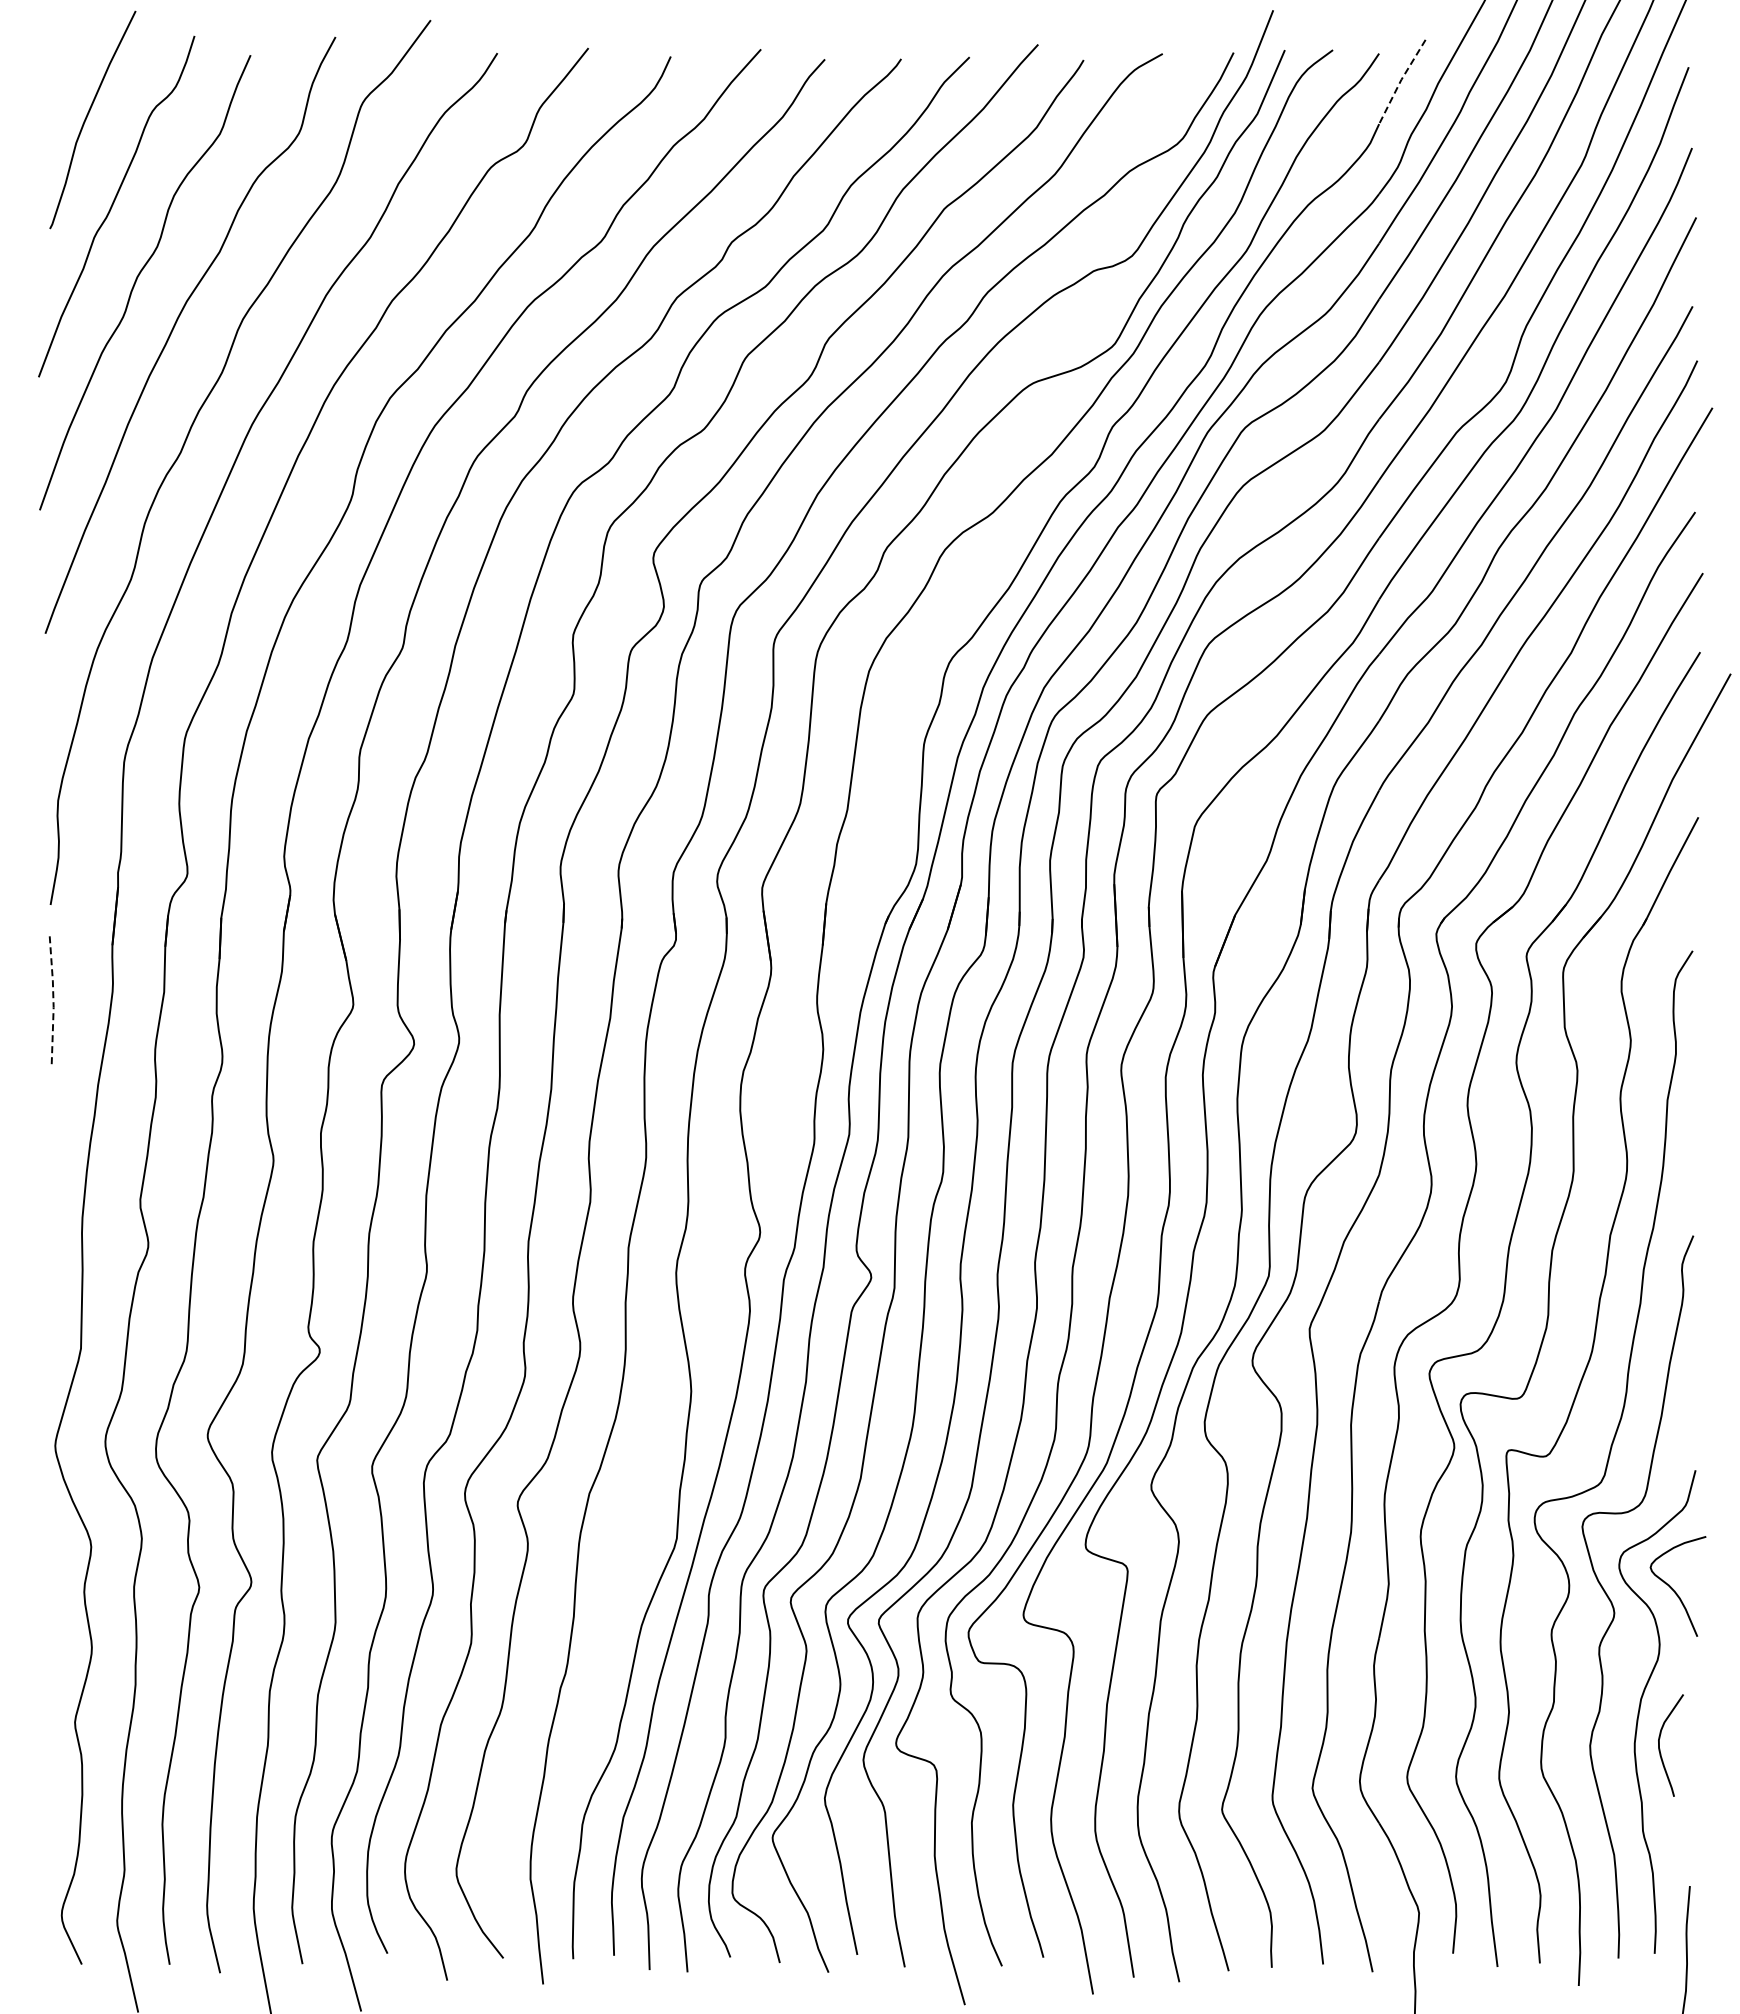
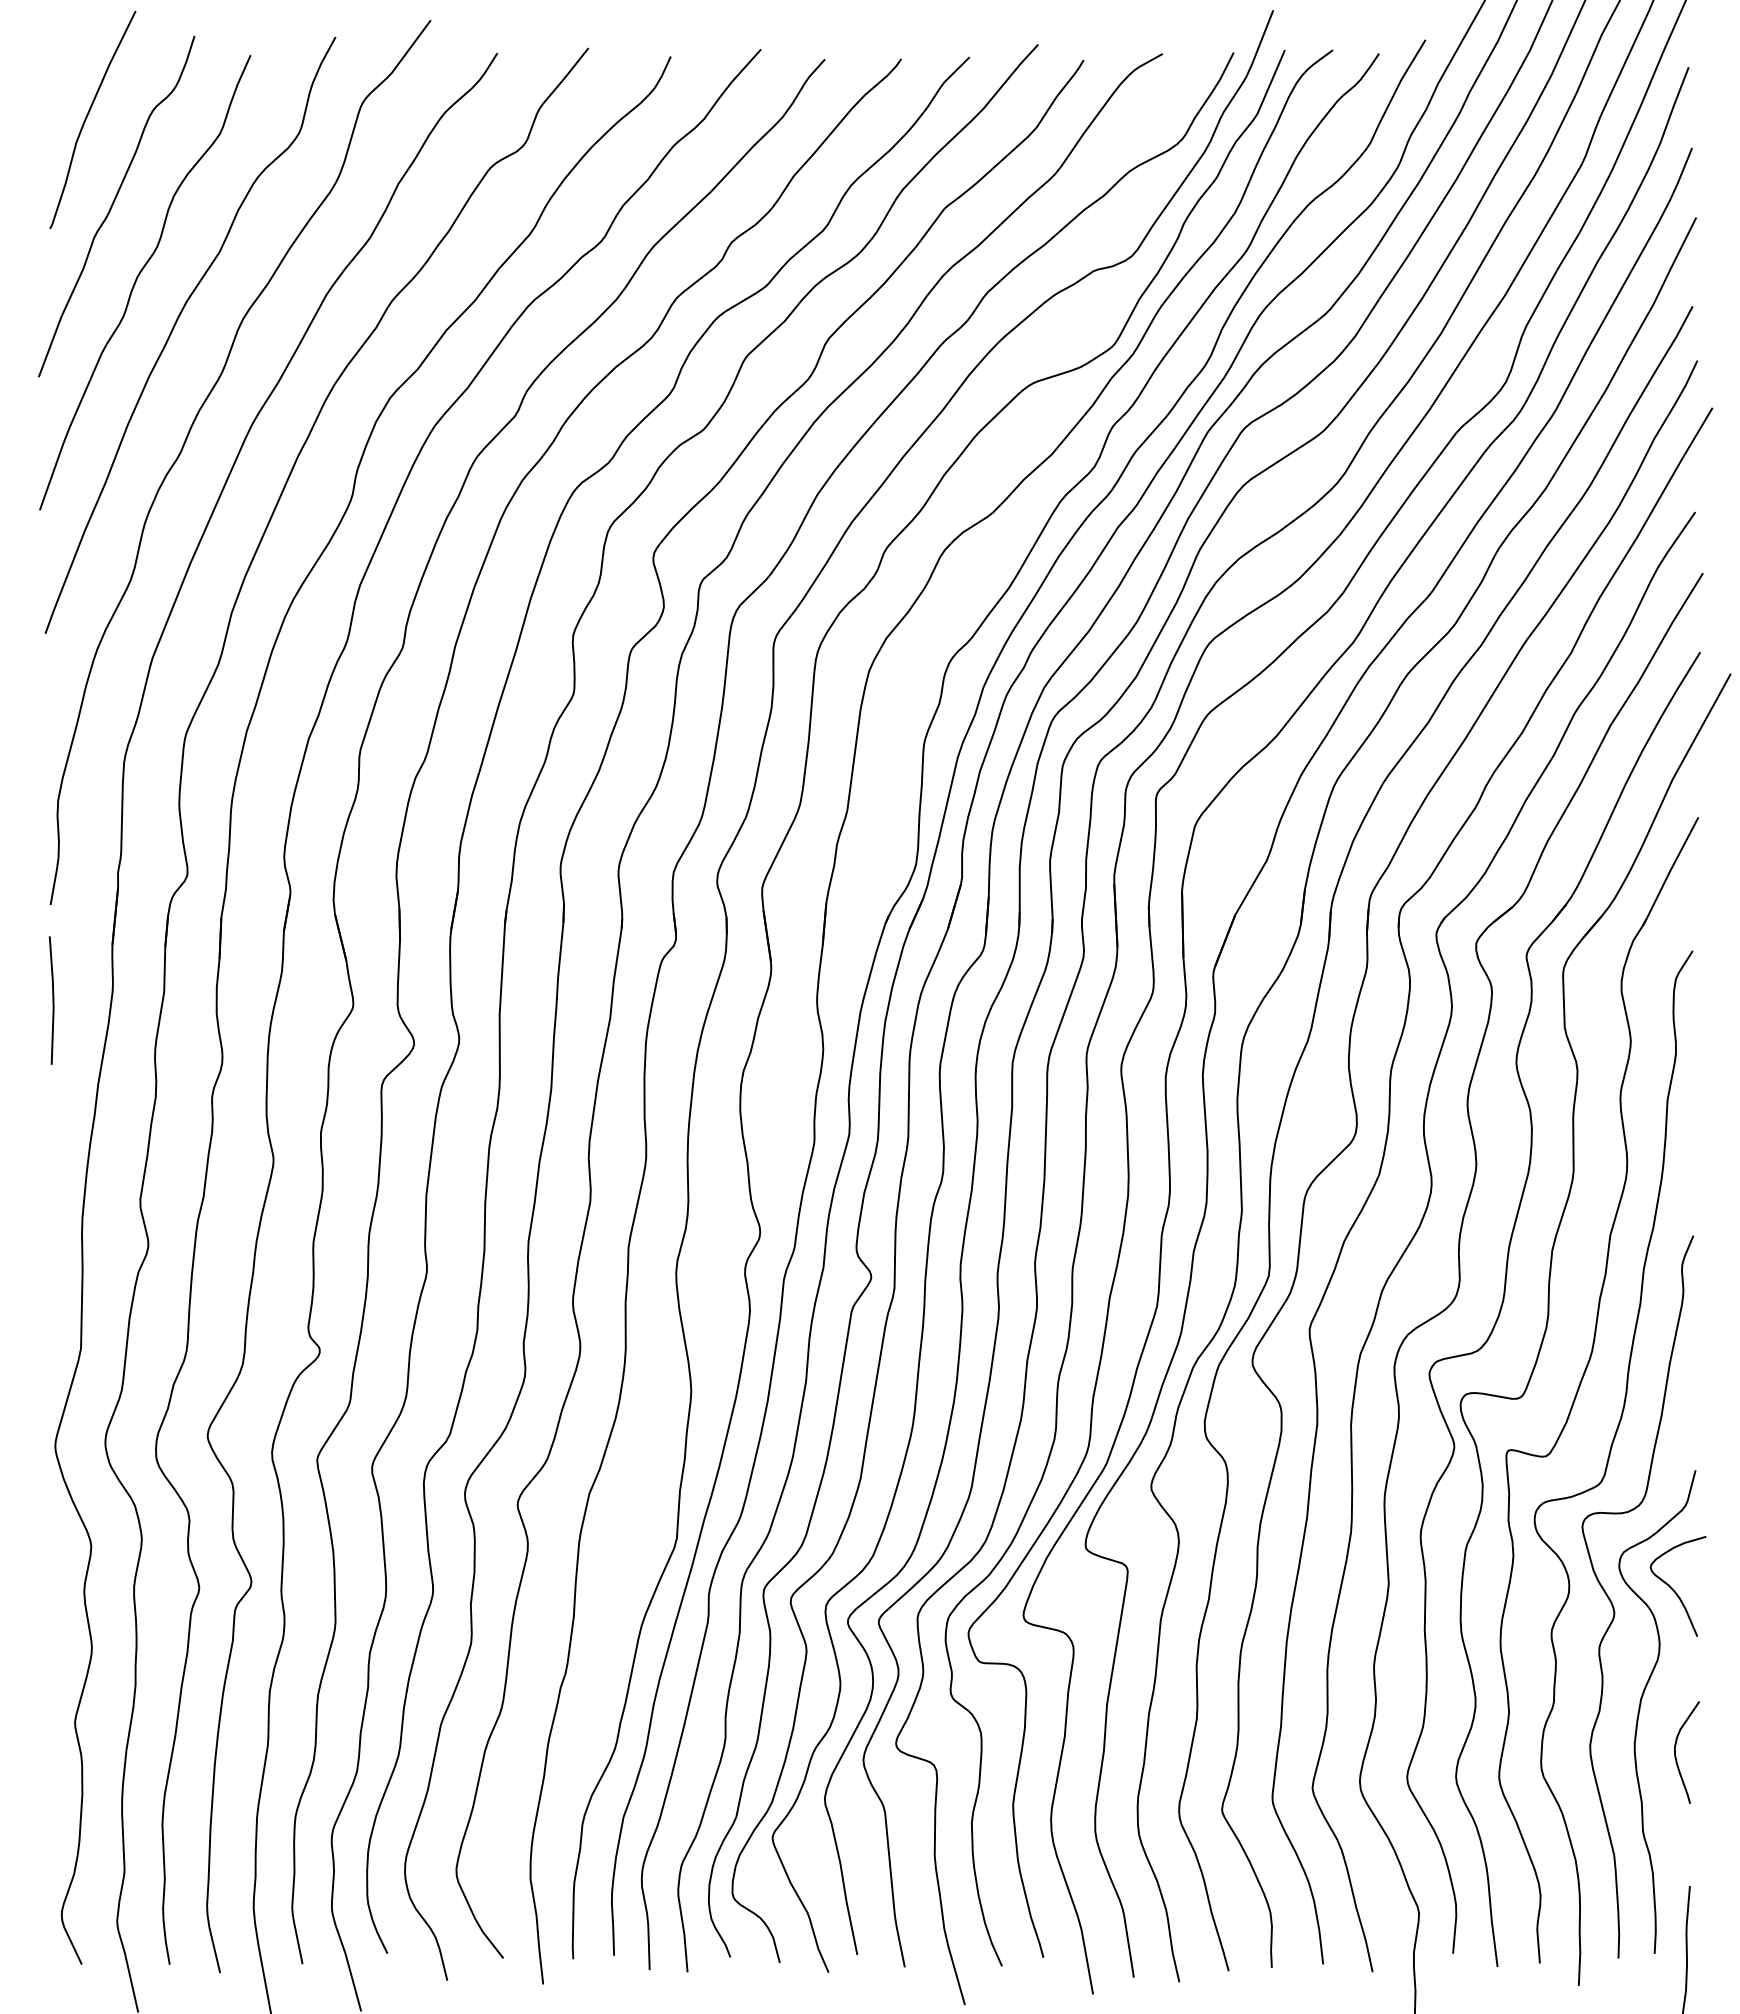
line: dashed -> solid (1400, 80)
line: dashed -> solid (53, 1000)
curve position: (1660, 1748) -> (1676, 1755) (1676, 1755)
